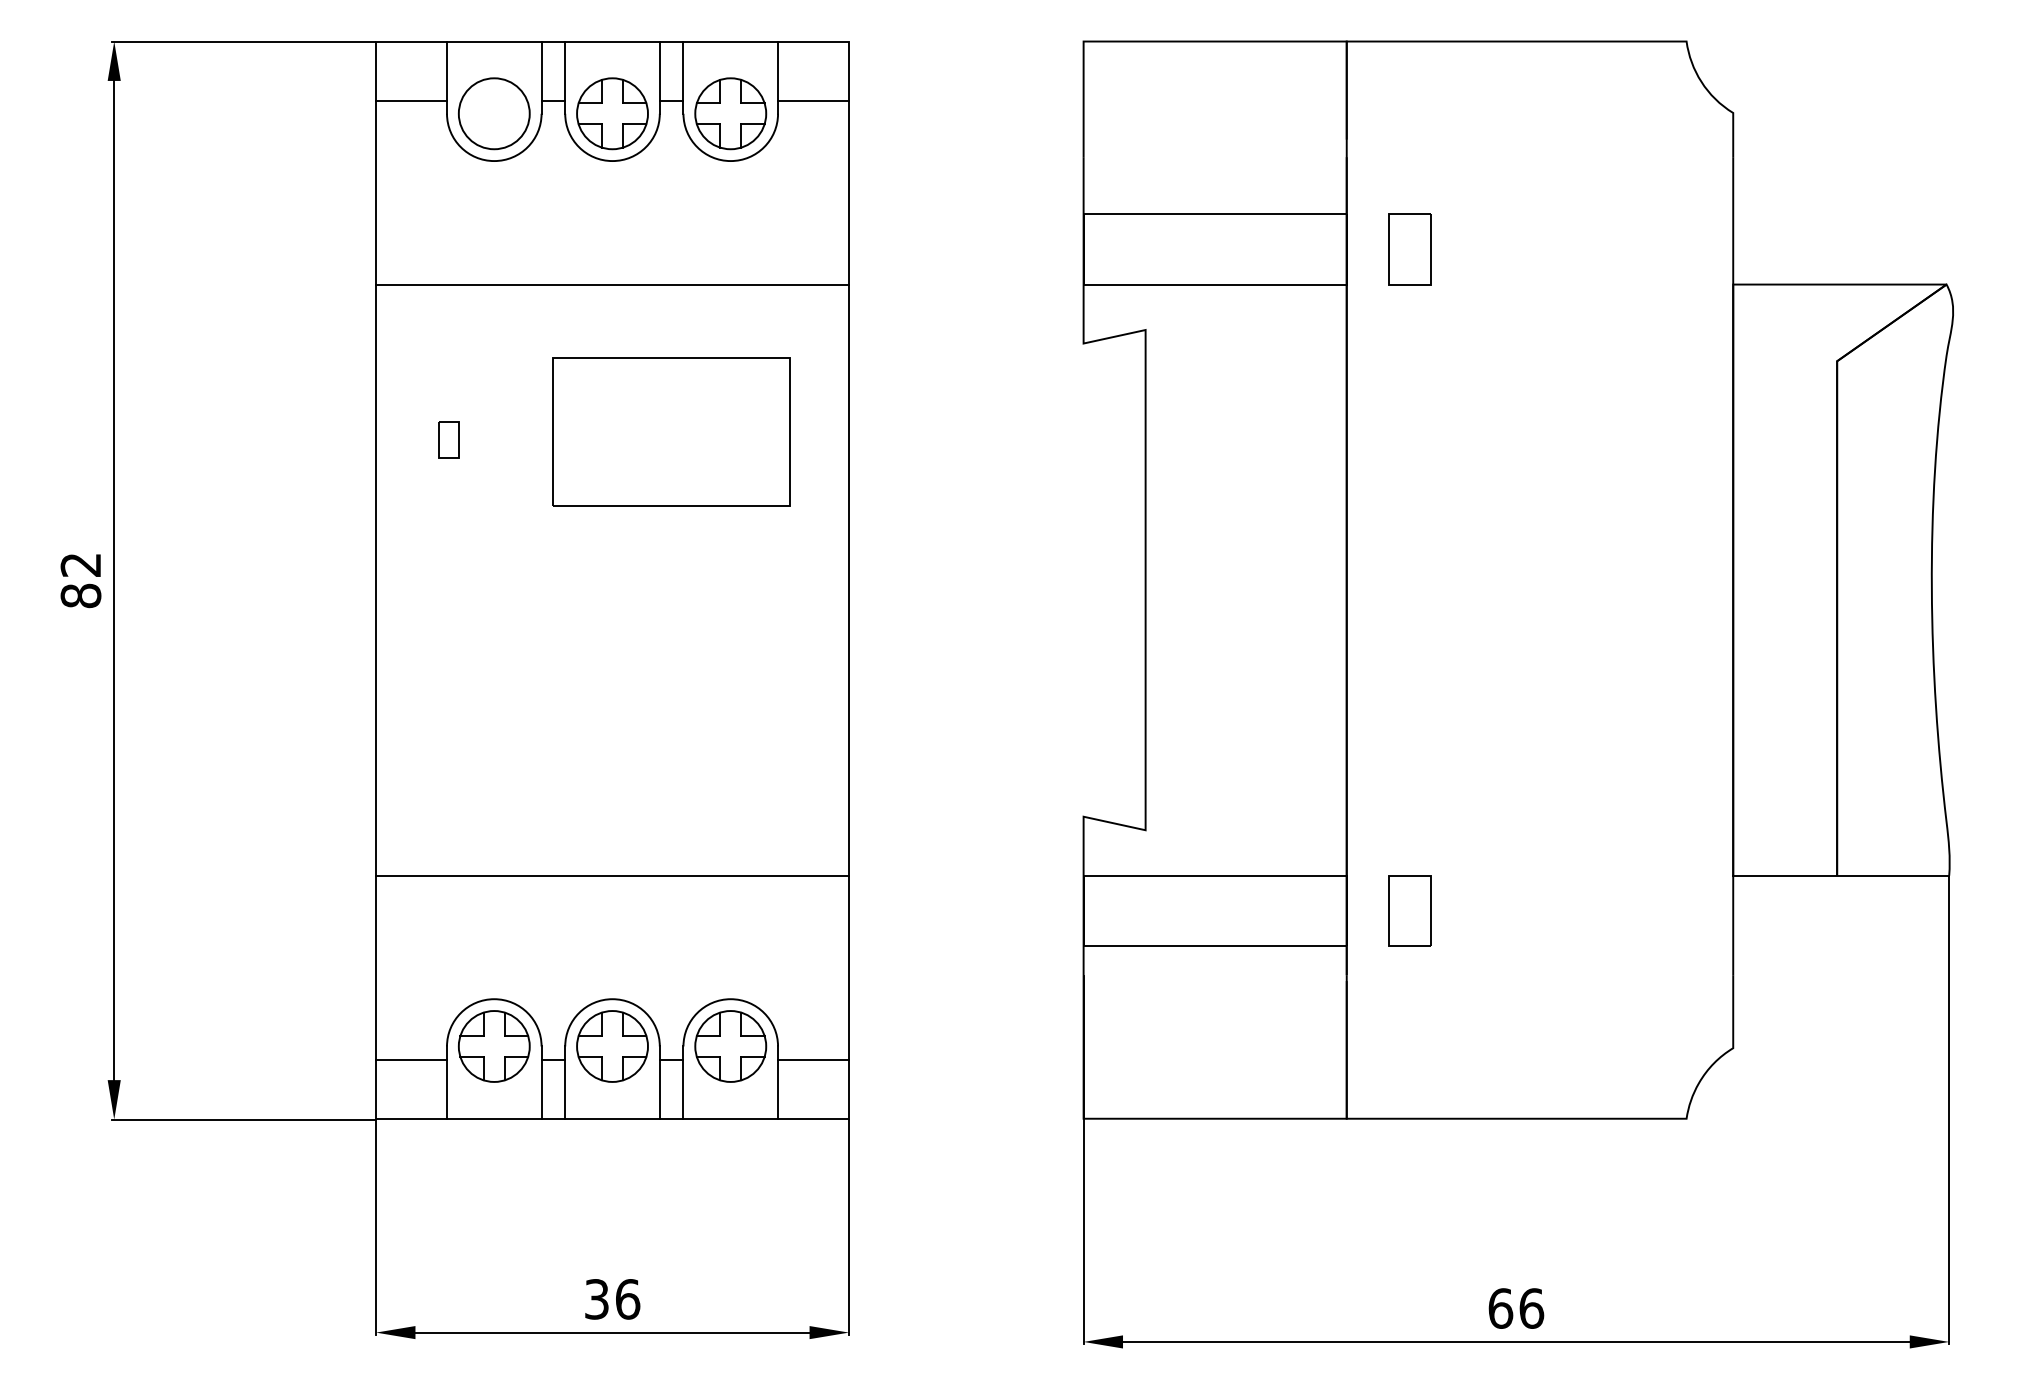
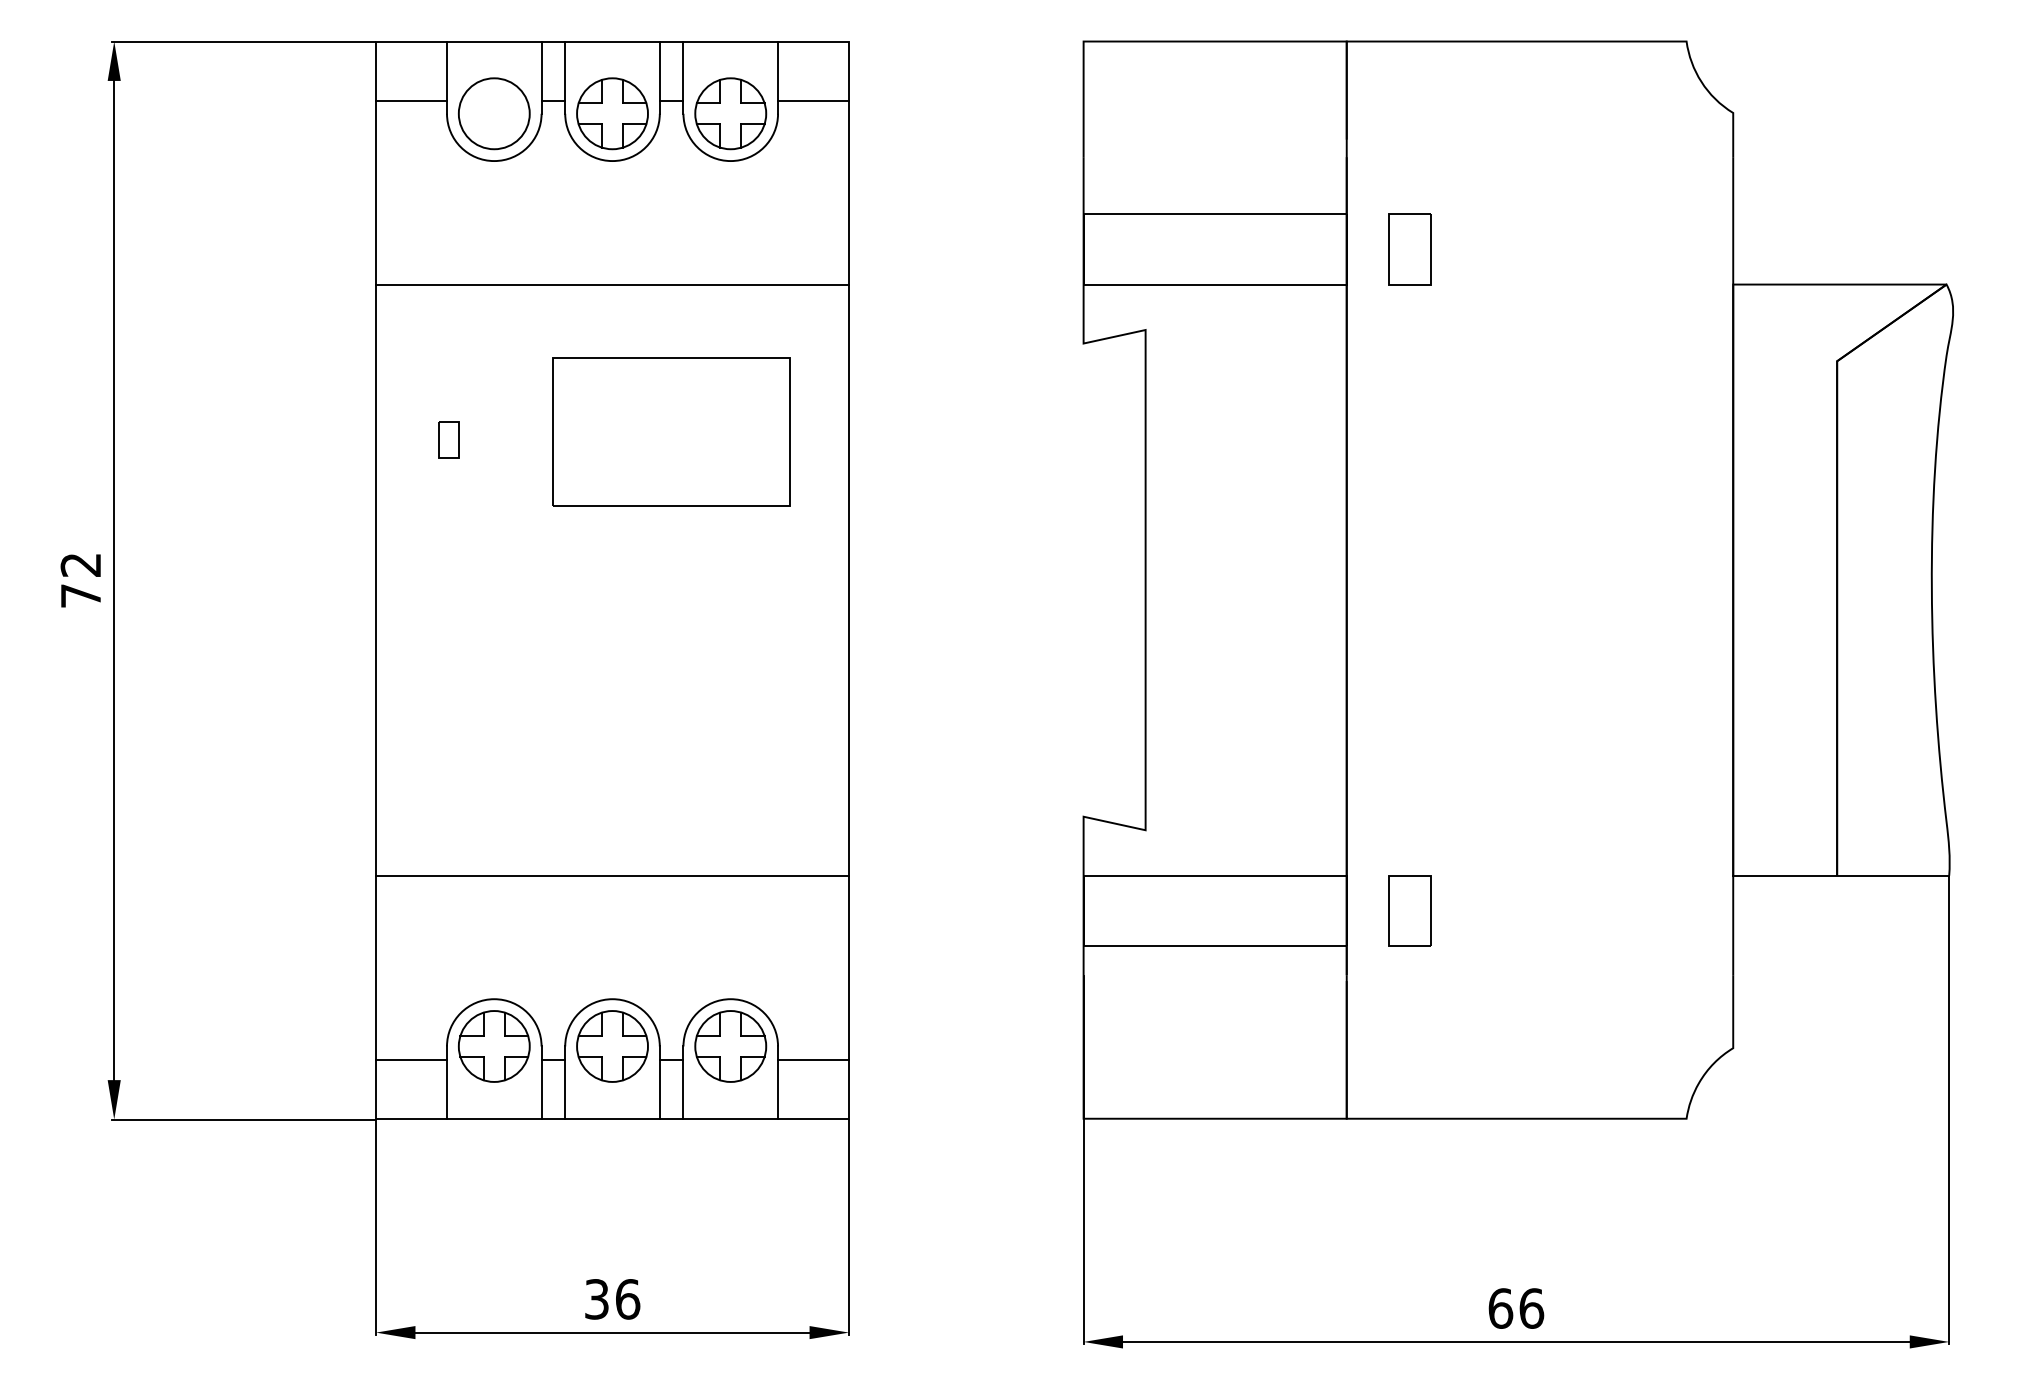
text: 82 -> 72 (80, 595)
